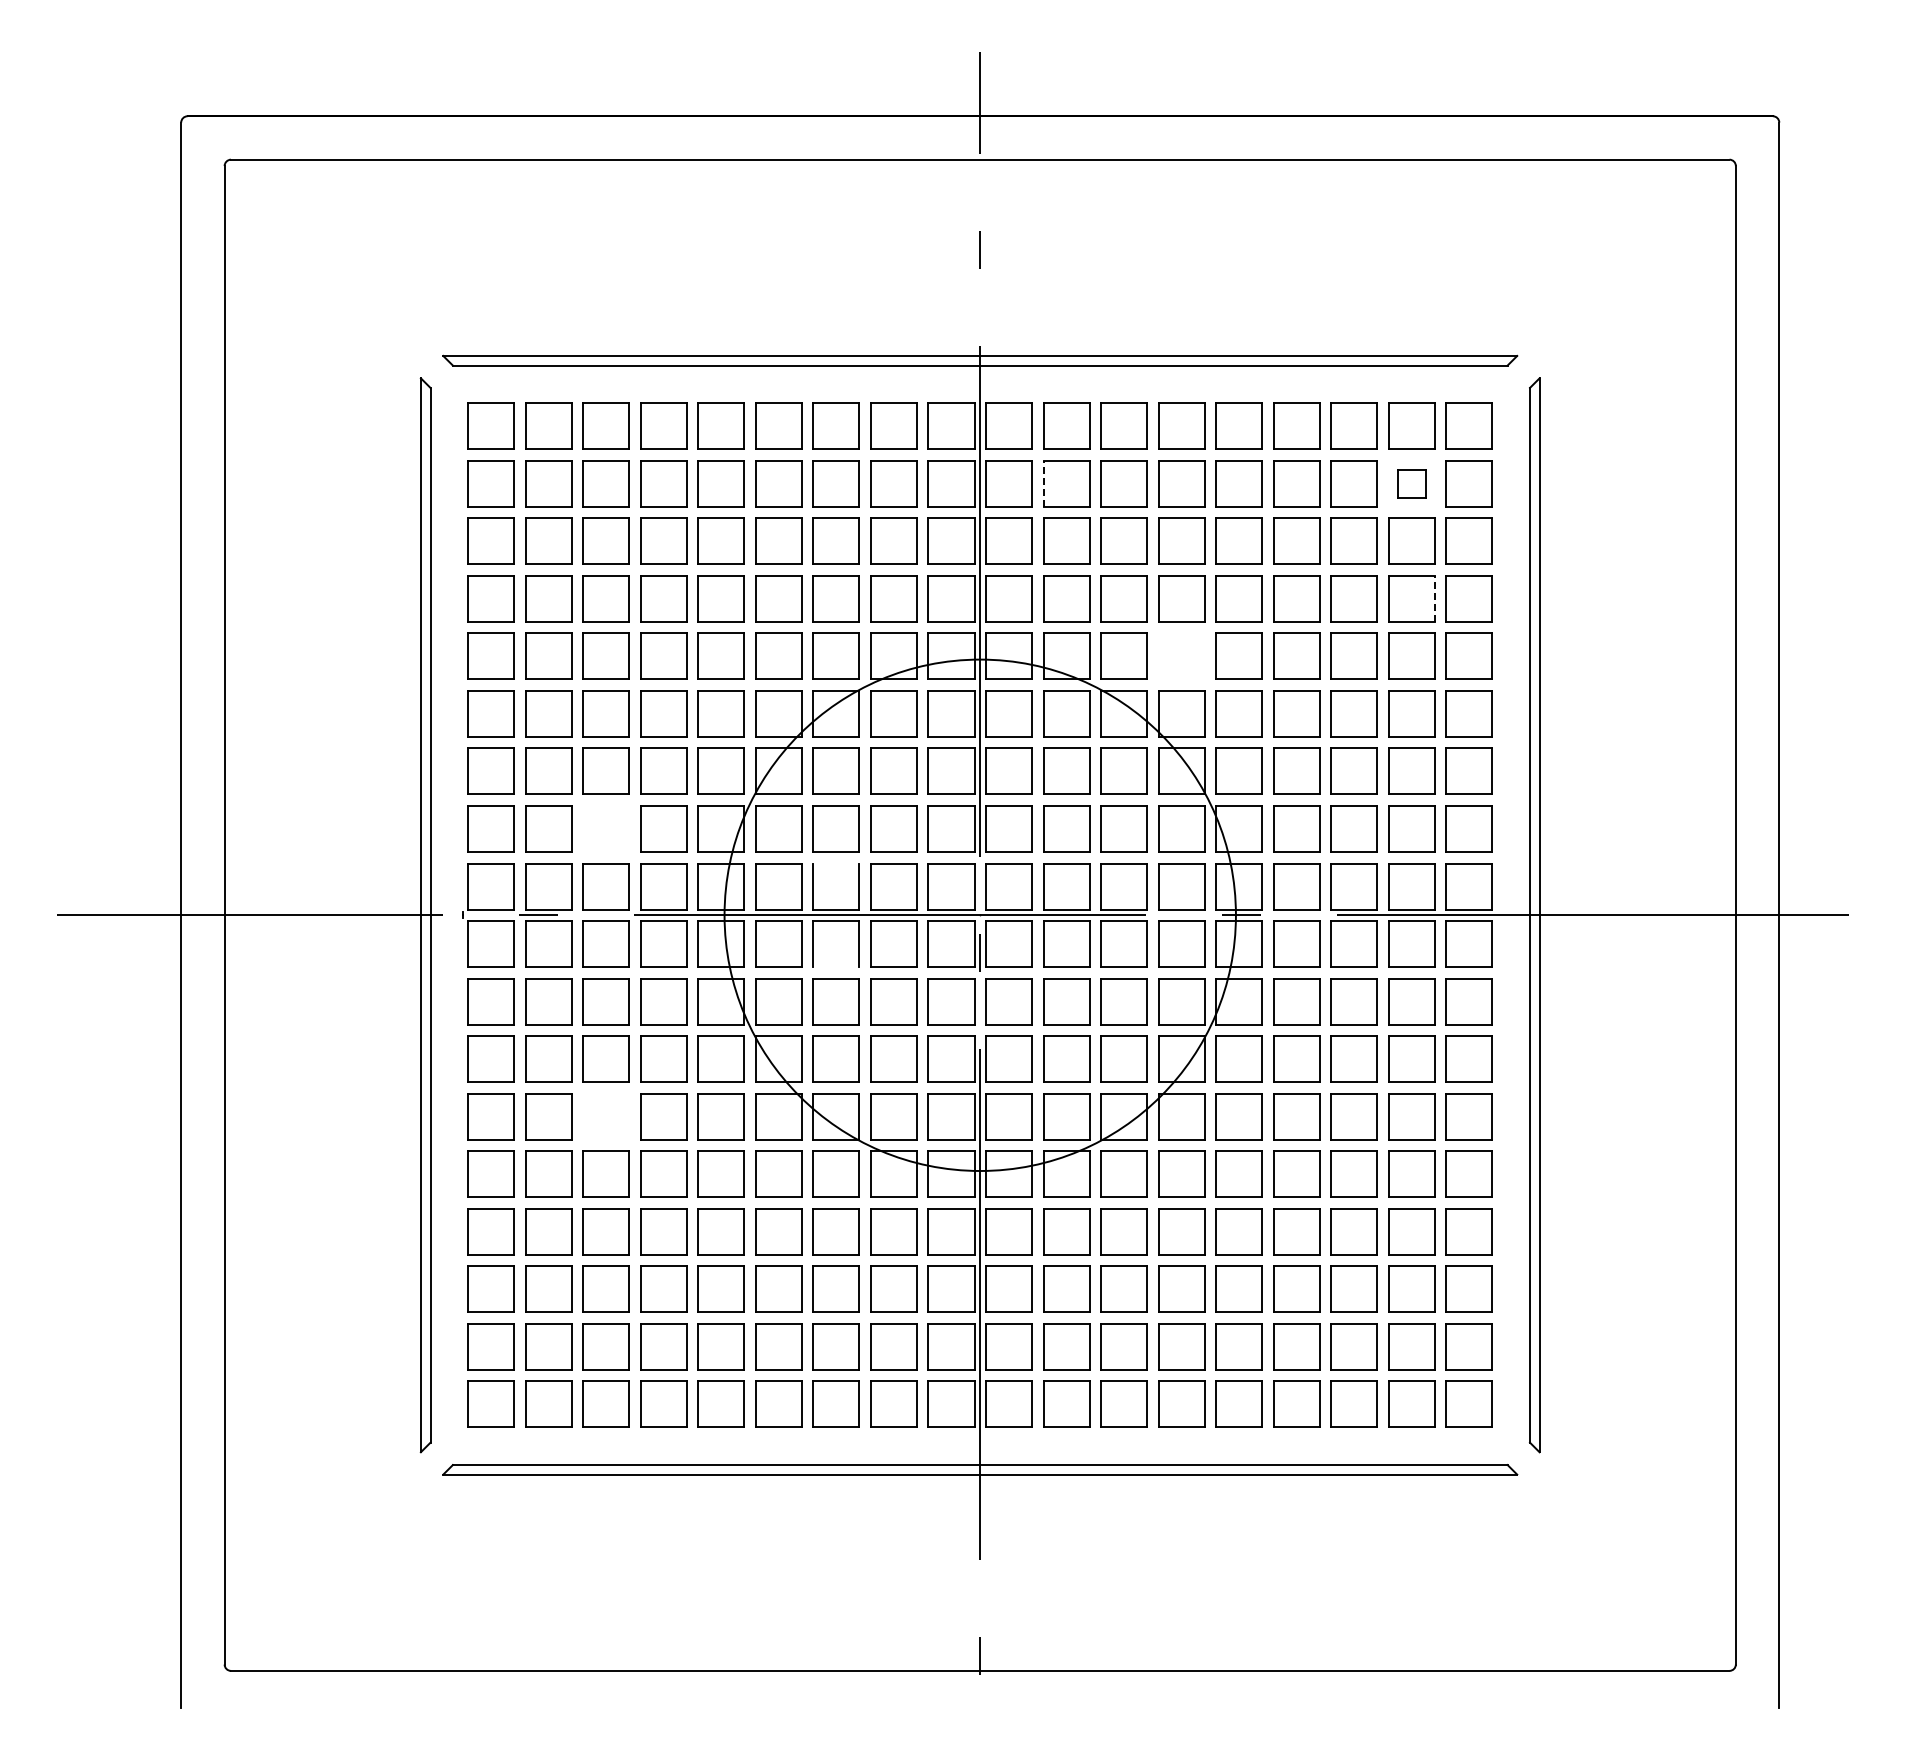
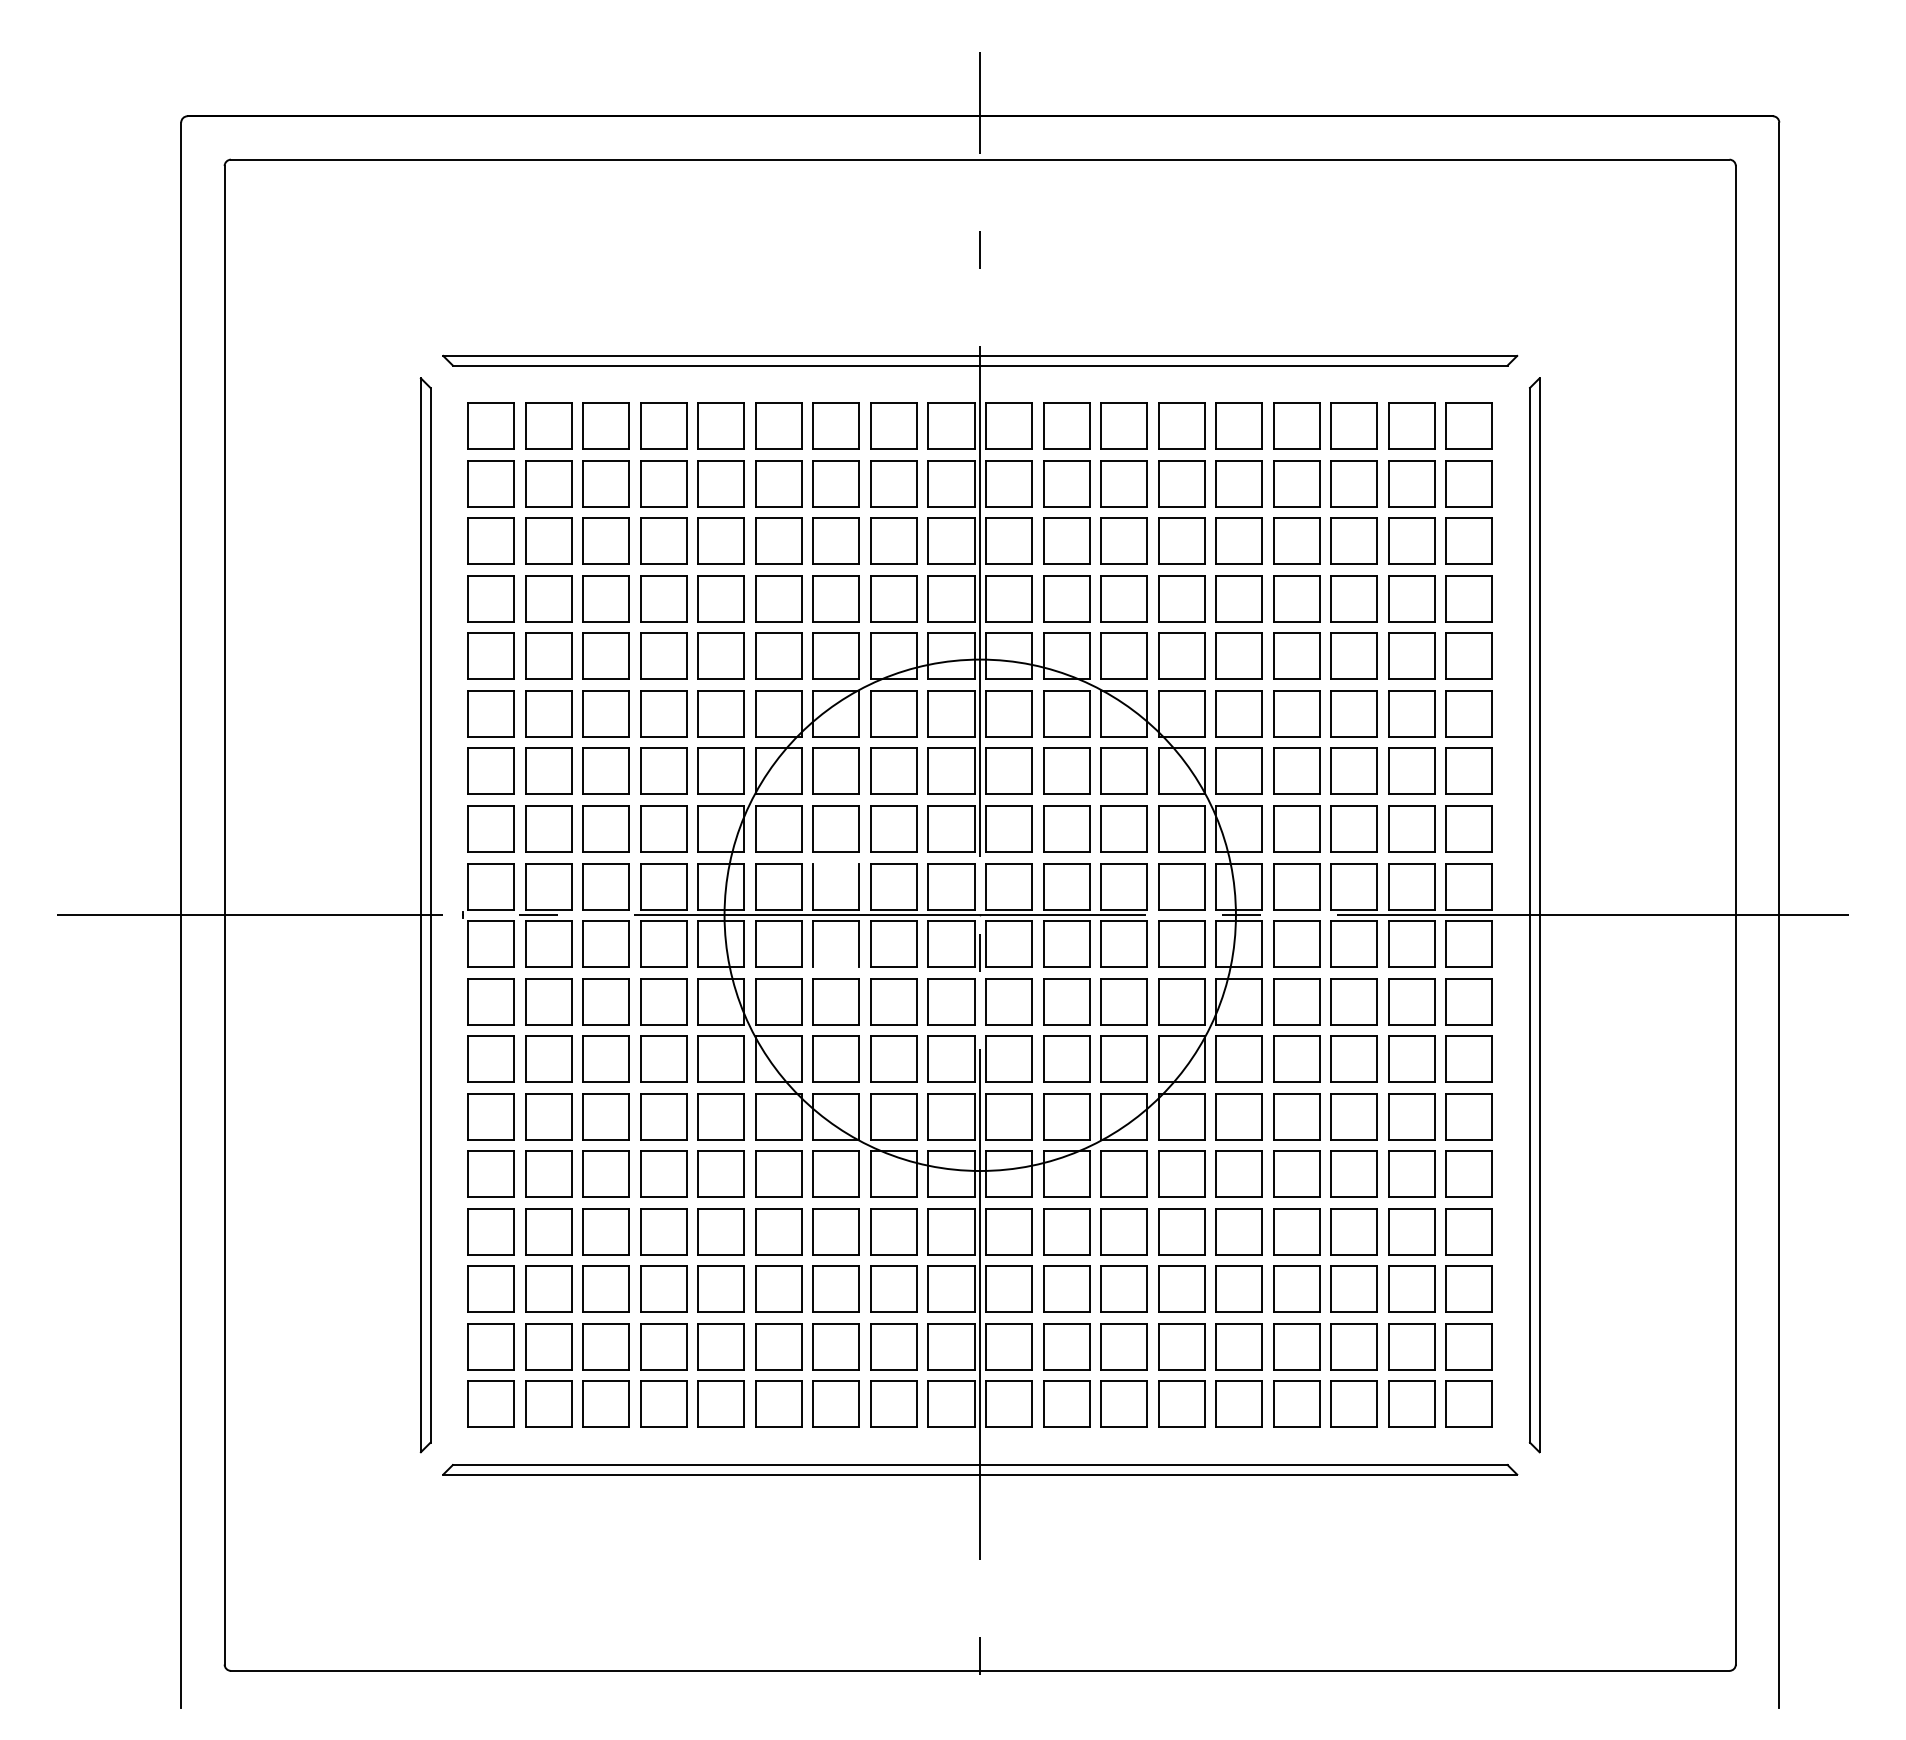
line: dashed -> solid (1043, 483)
part size: 30x30 px -> 48x48 px (1411, 483)
line: dashed -> solid (1434, 598)
part: none -> present (1181, 655)
part: none -> present (605, 828)
part: none -> present (605, 1116)
